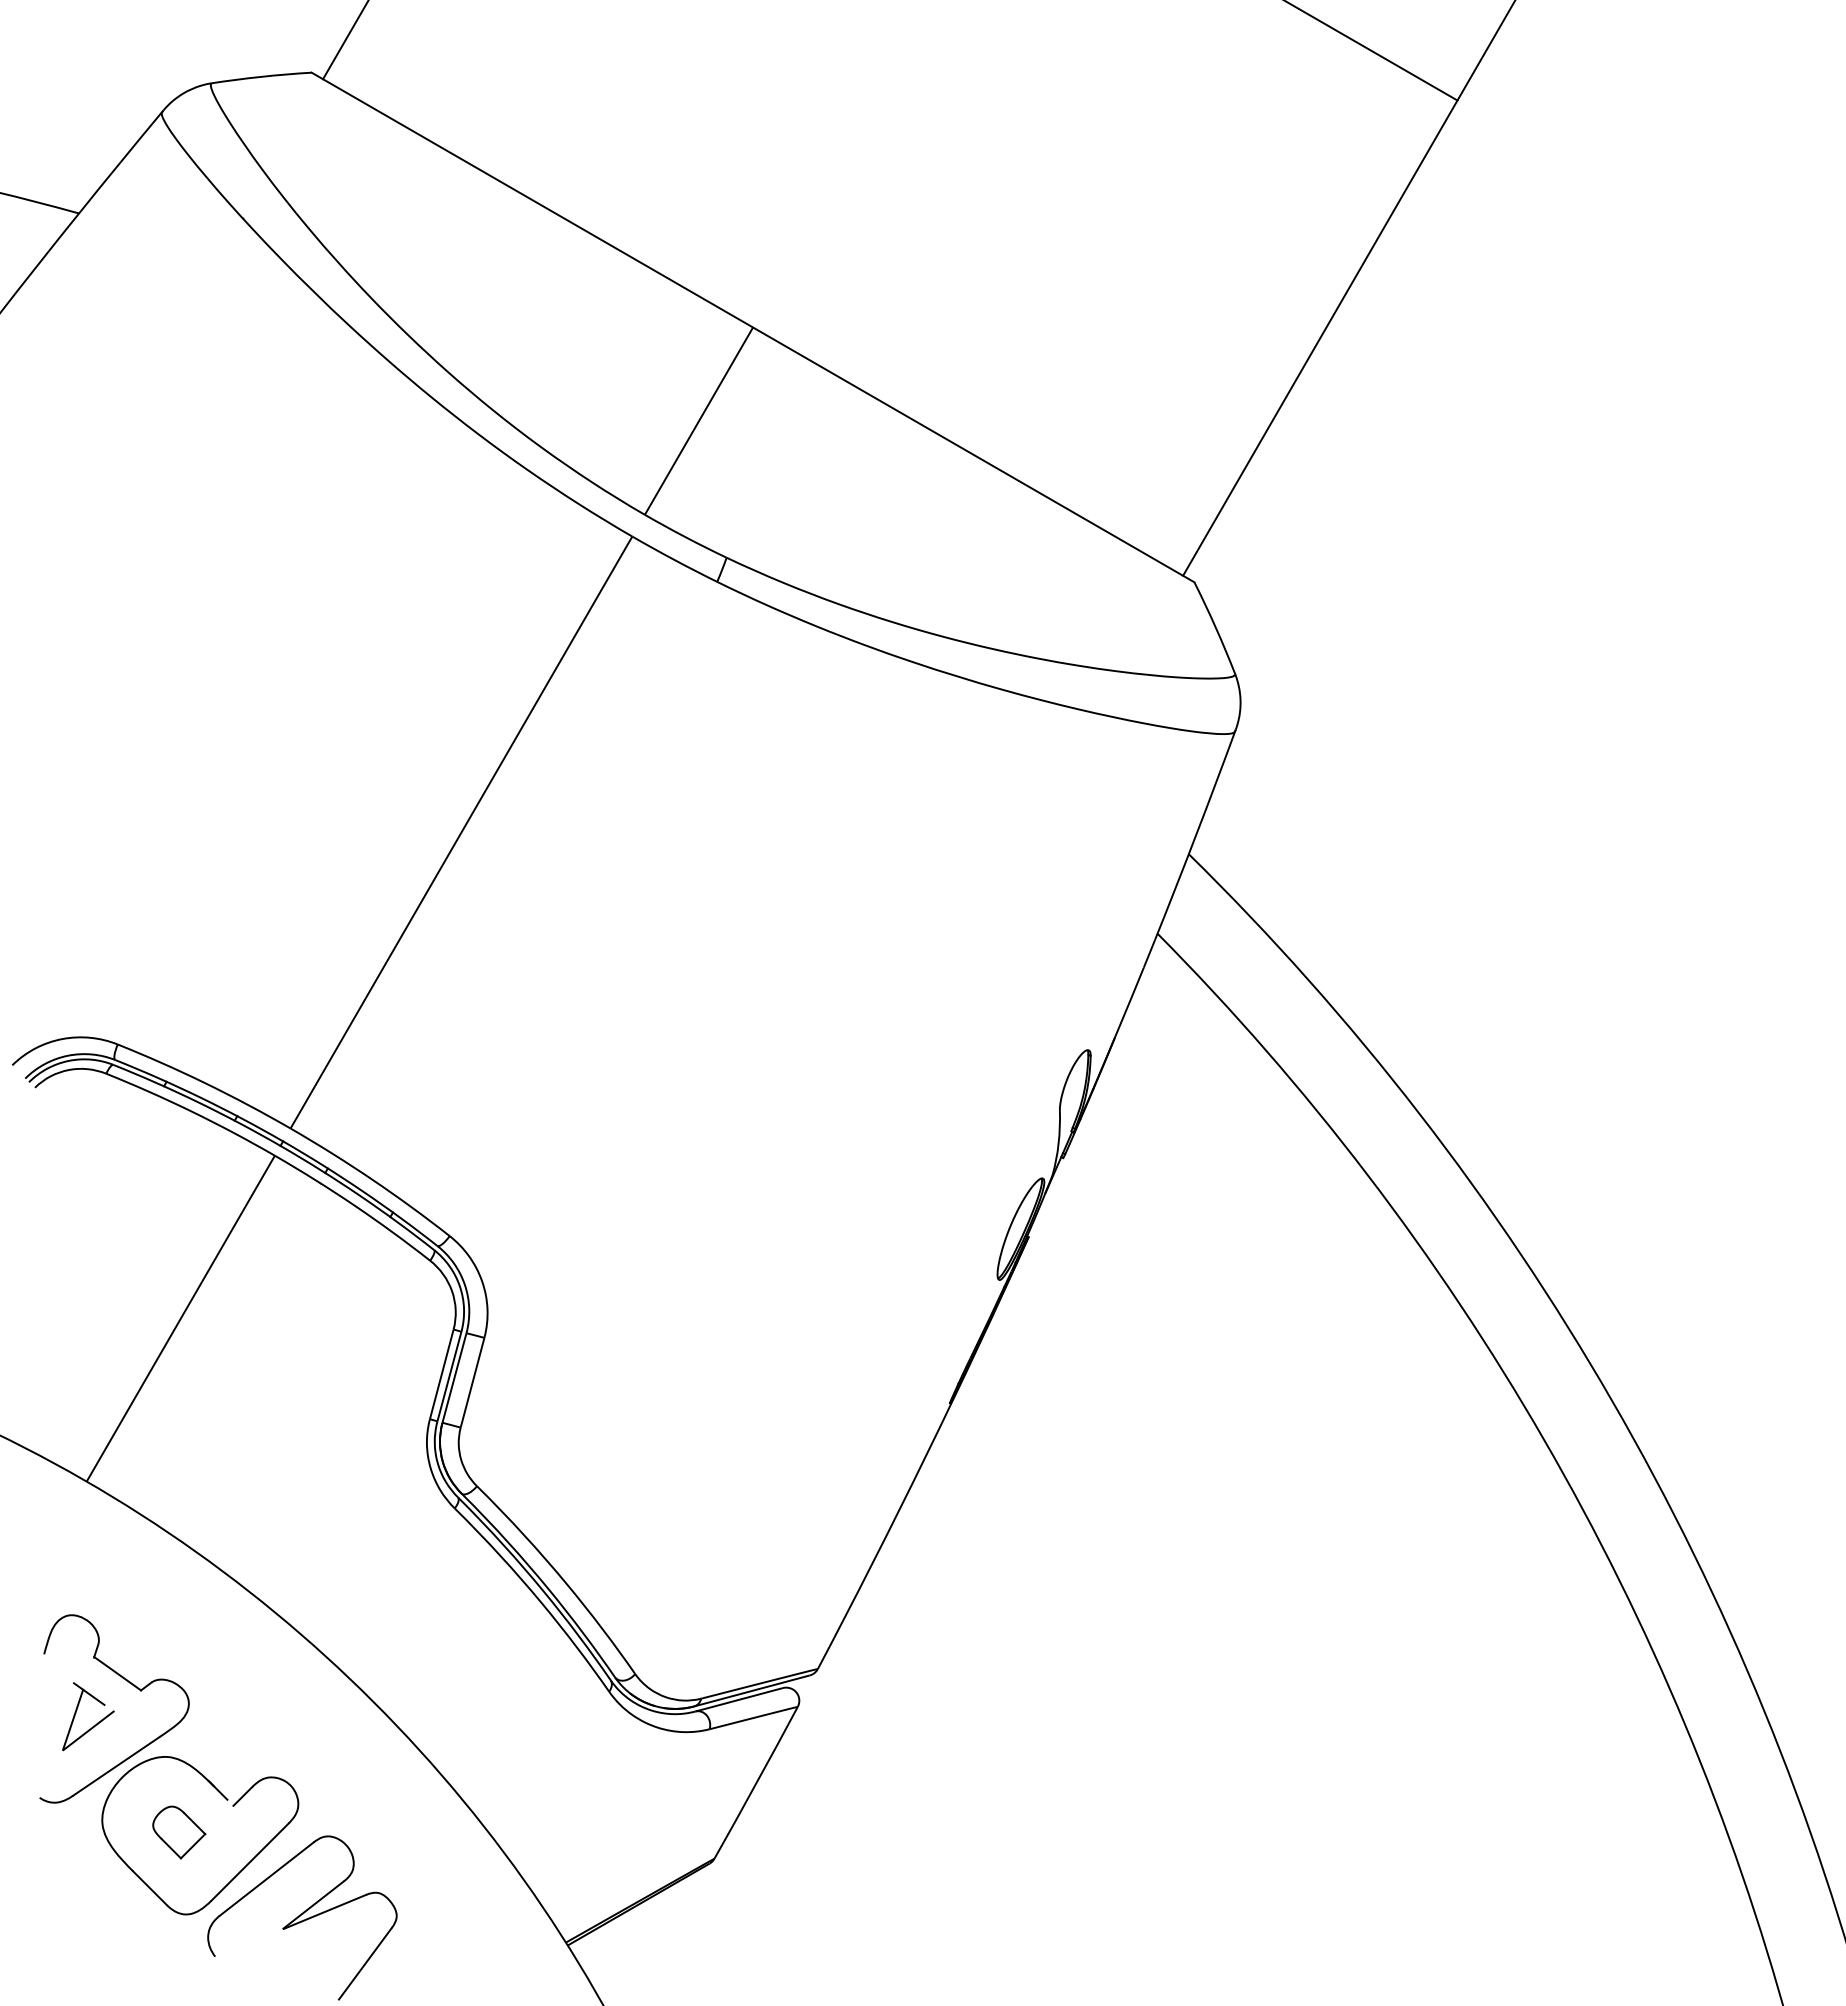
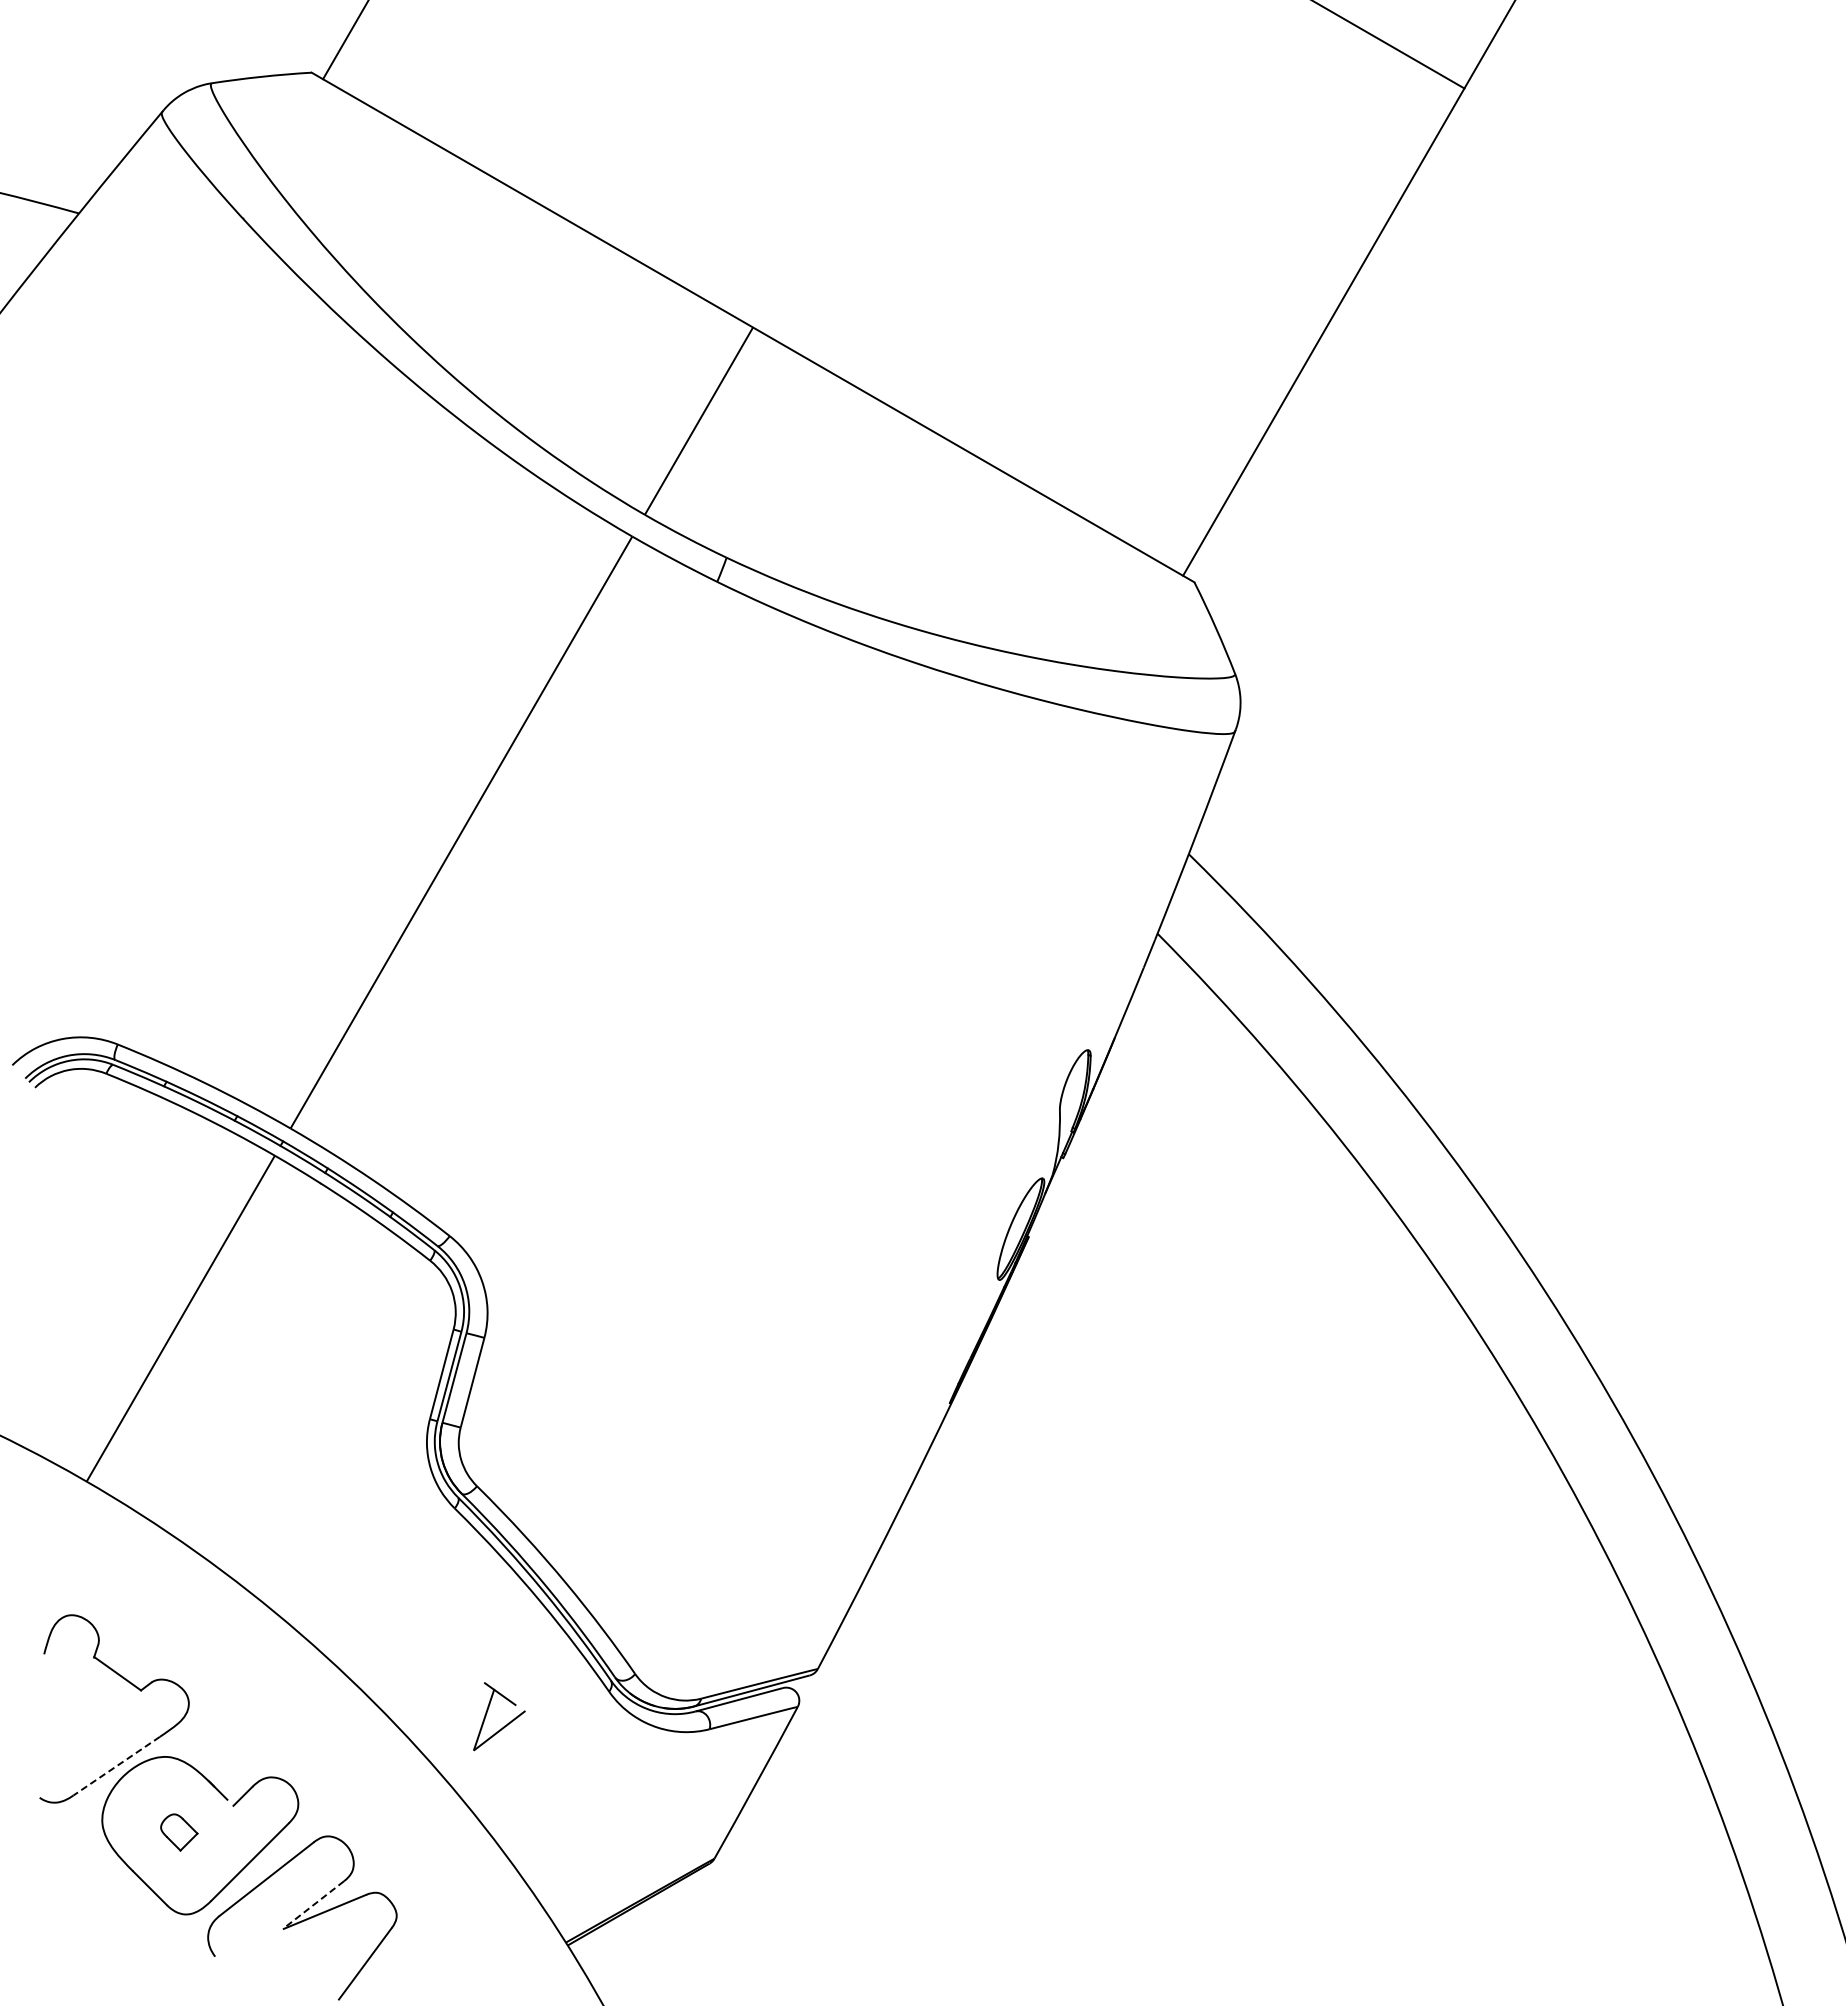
line position: (1371, 51) -> (1389, 45) (1389, 45)
part position: (93, 1725) -> (504, 1725) (504, 1725)
line: solid -> dashed (116, 1766)
part size: 55x55 px -> 39x39 px (179, 1832)
line: solid -> dashed (313, 1905)
